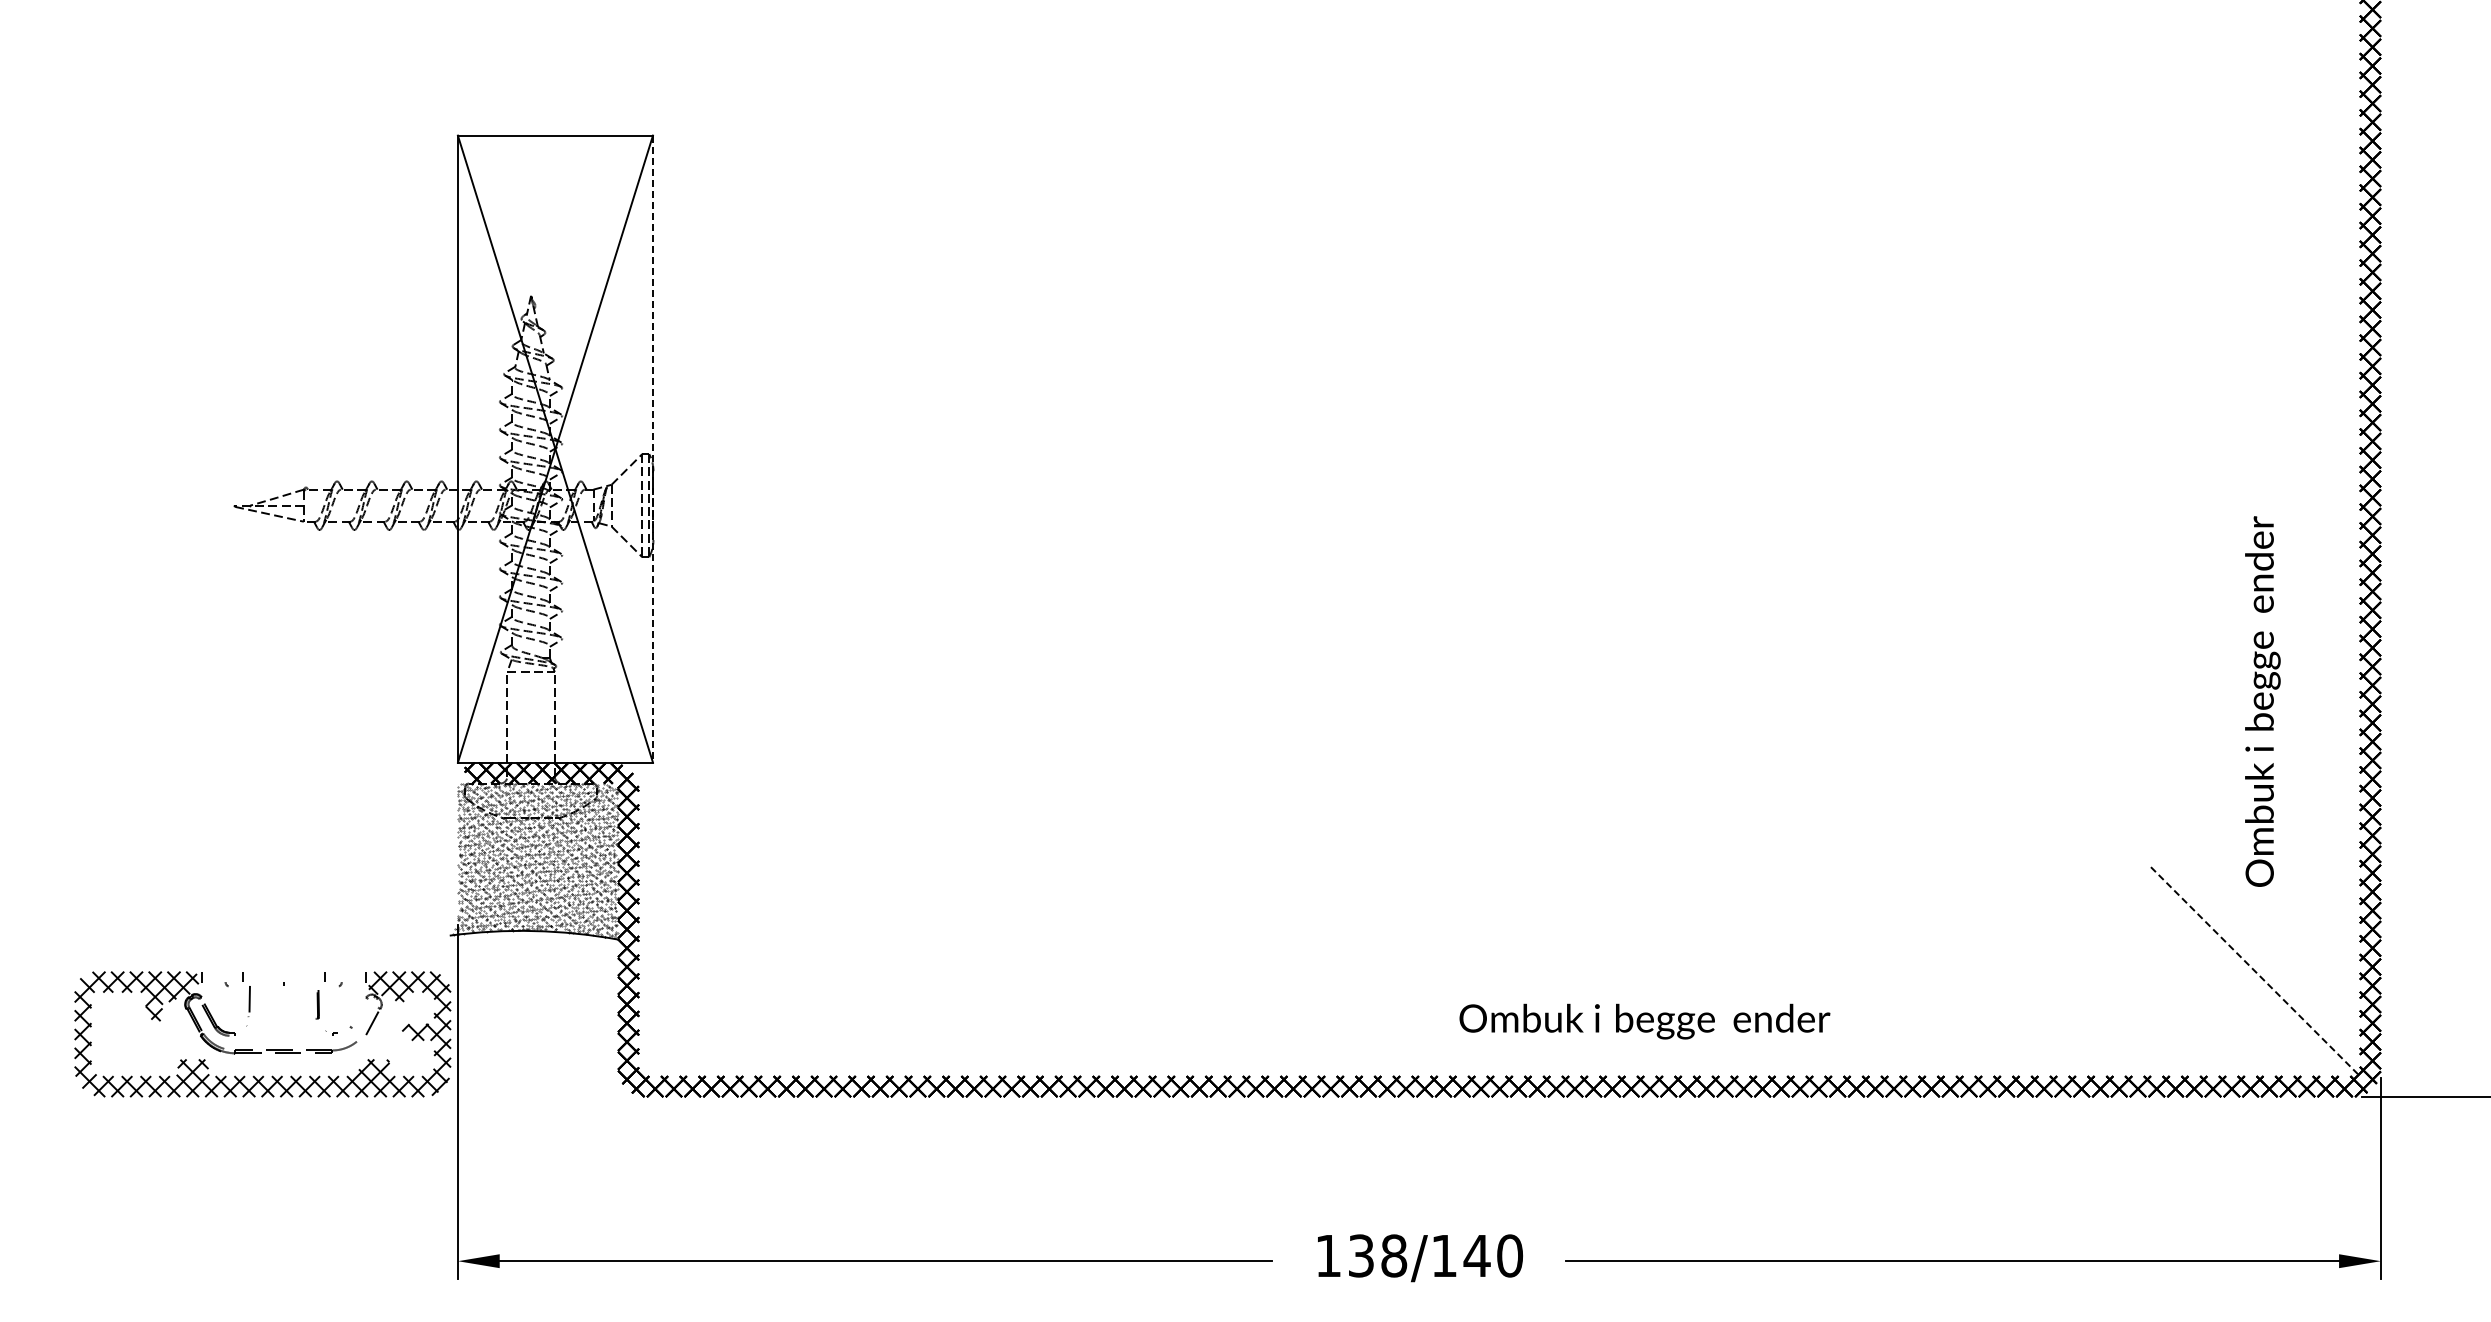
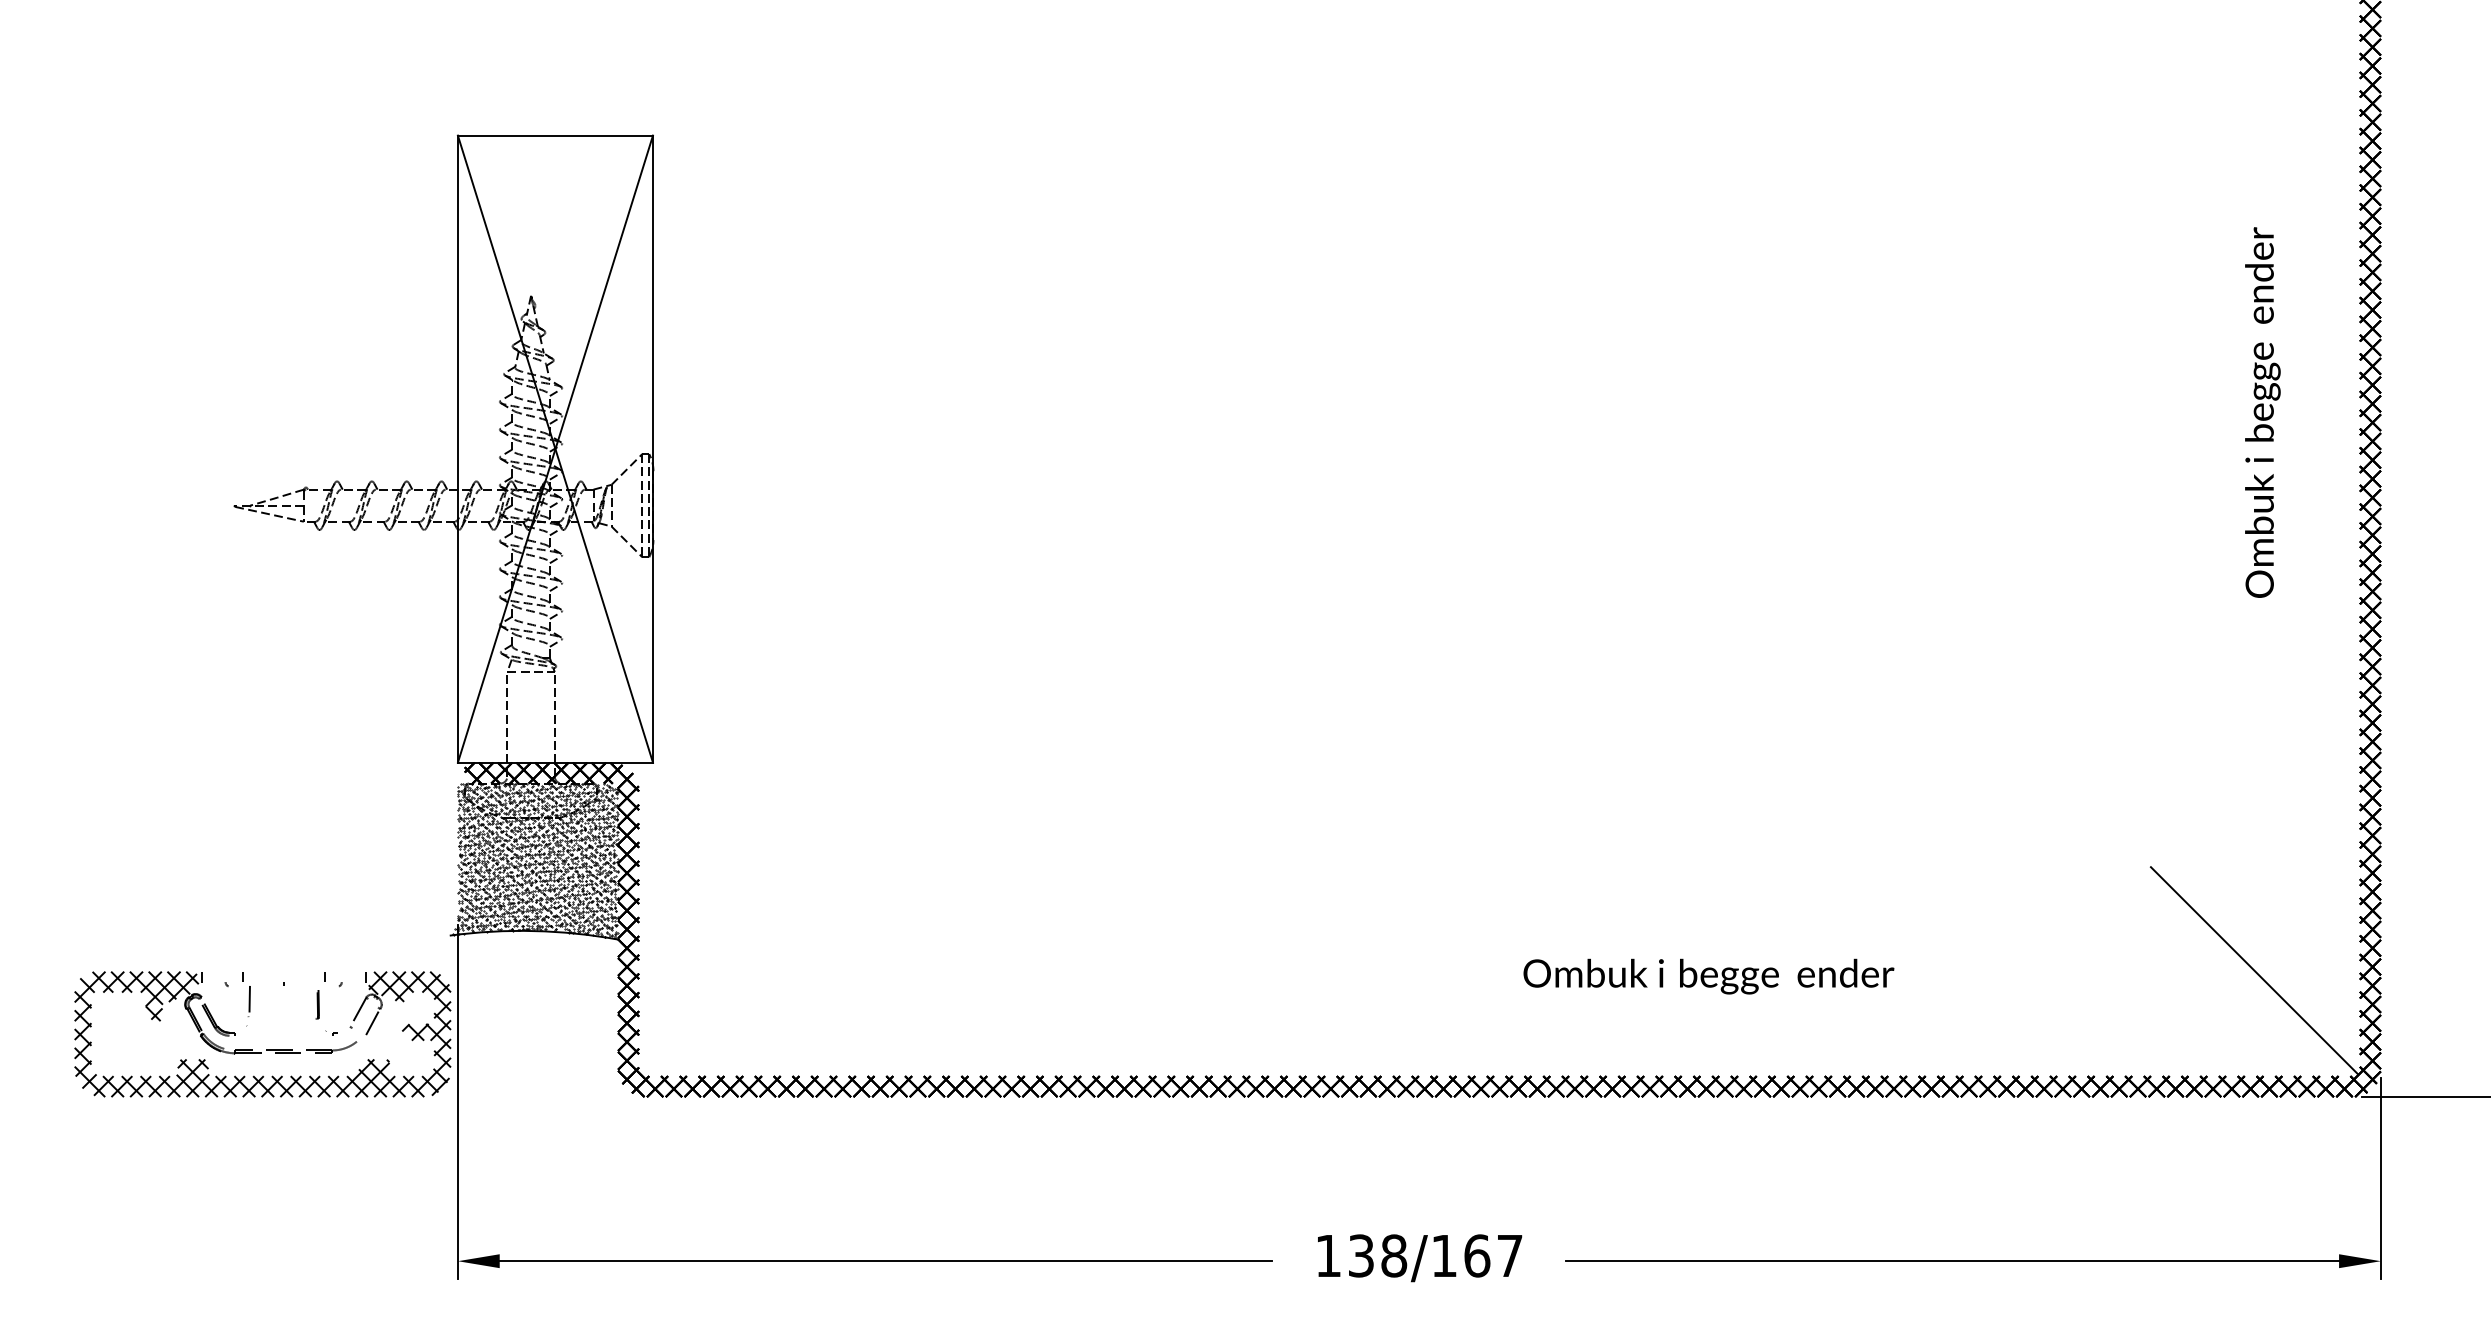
line: dashed -> solid (653, 449)
text position: (2262, 701) -> (2262, 412) (2262, 412)
hatch: none -> present (535, 860)
line: dashed -> solid (2254, 971)
line: none -> present (358, 1011)
text position: (1644, 1021) -> (1708, 976) (1708, 976)
text: 138/140 -> 138/167 (1493, 1255)
